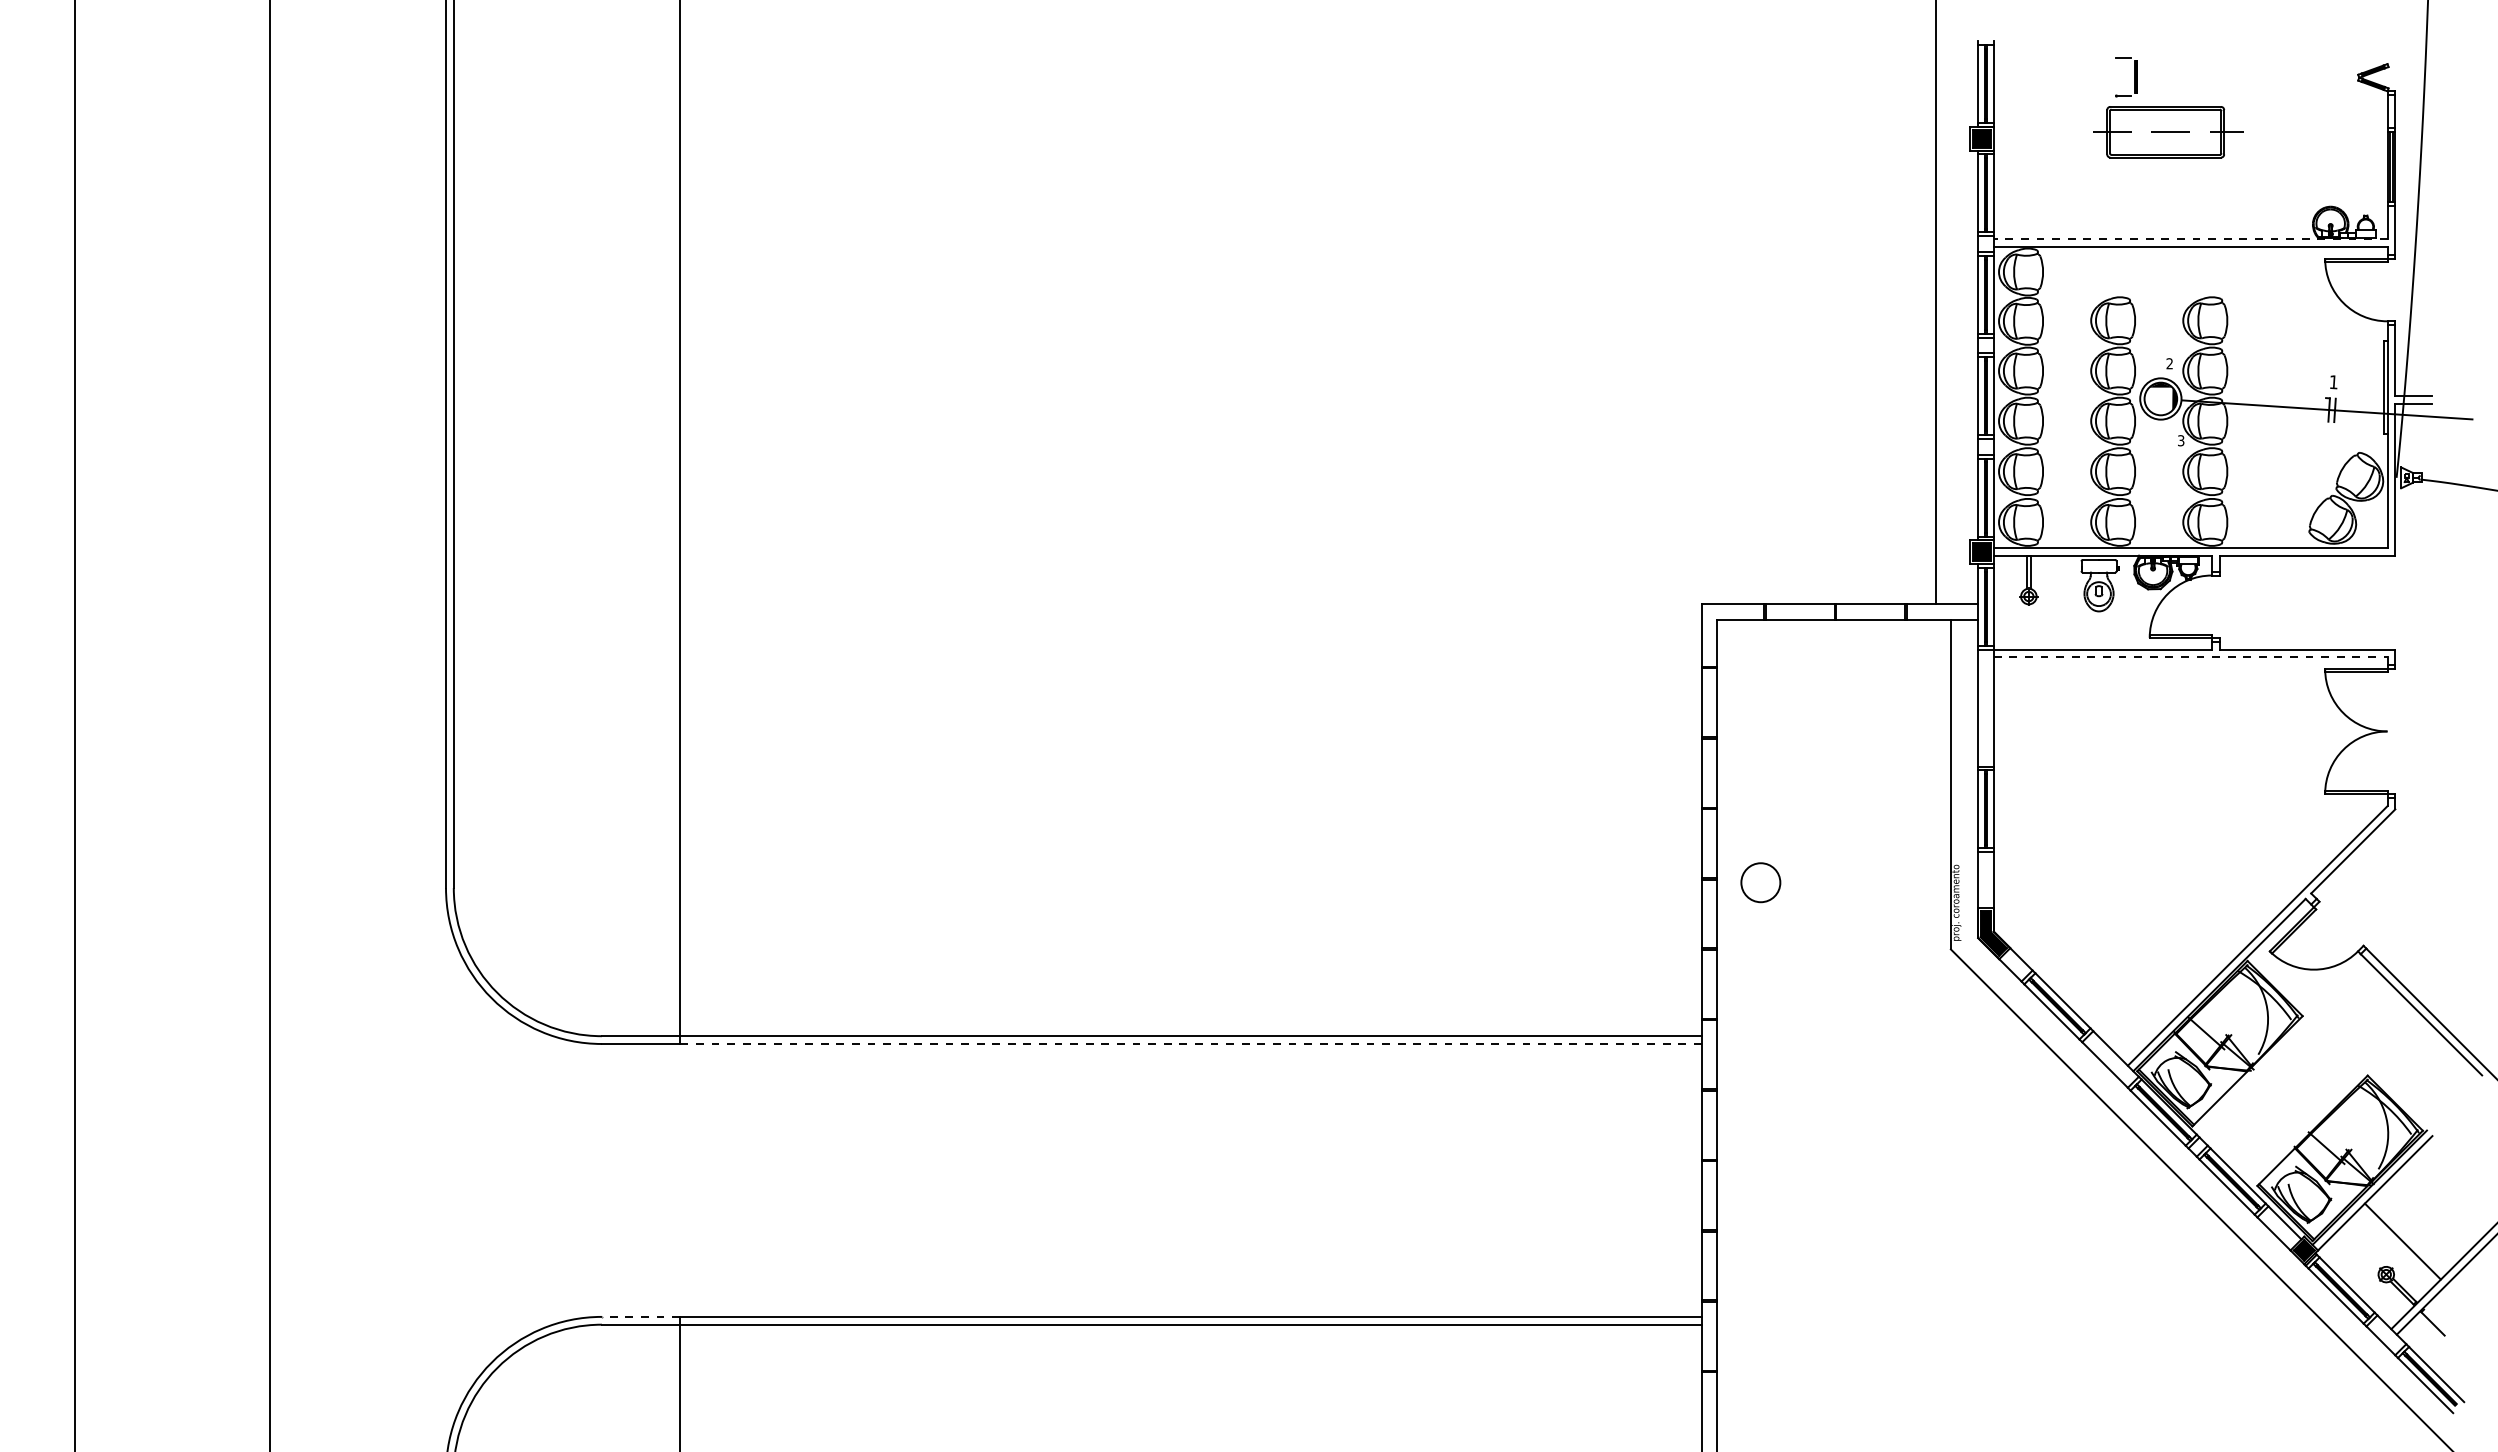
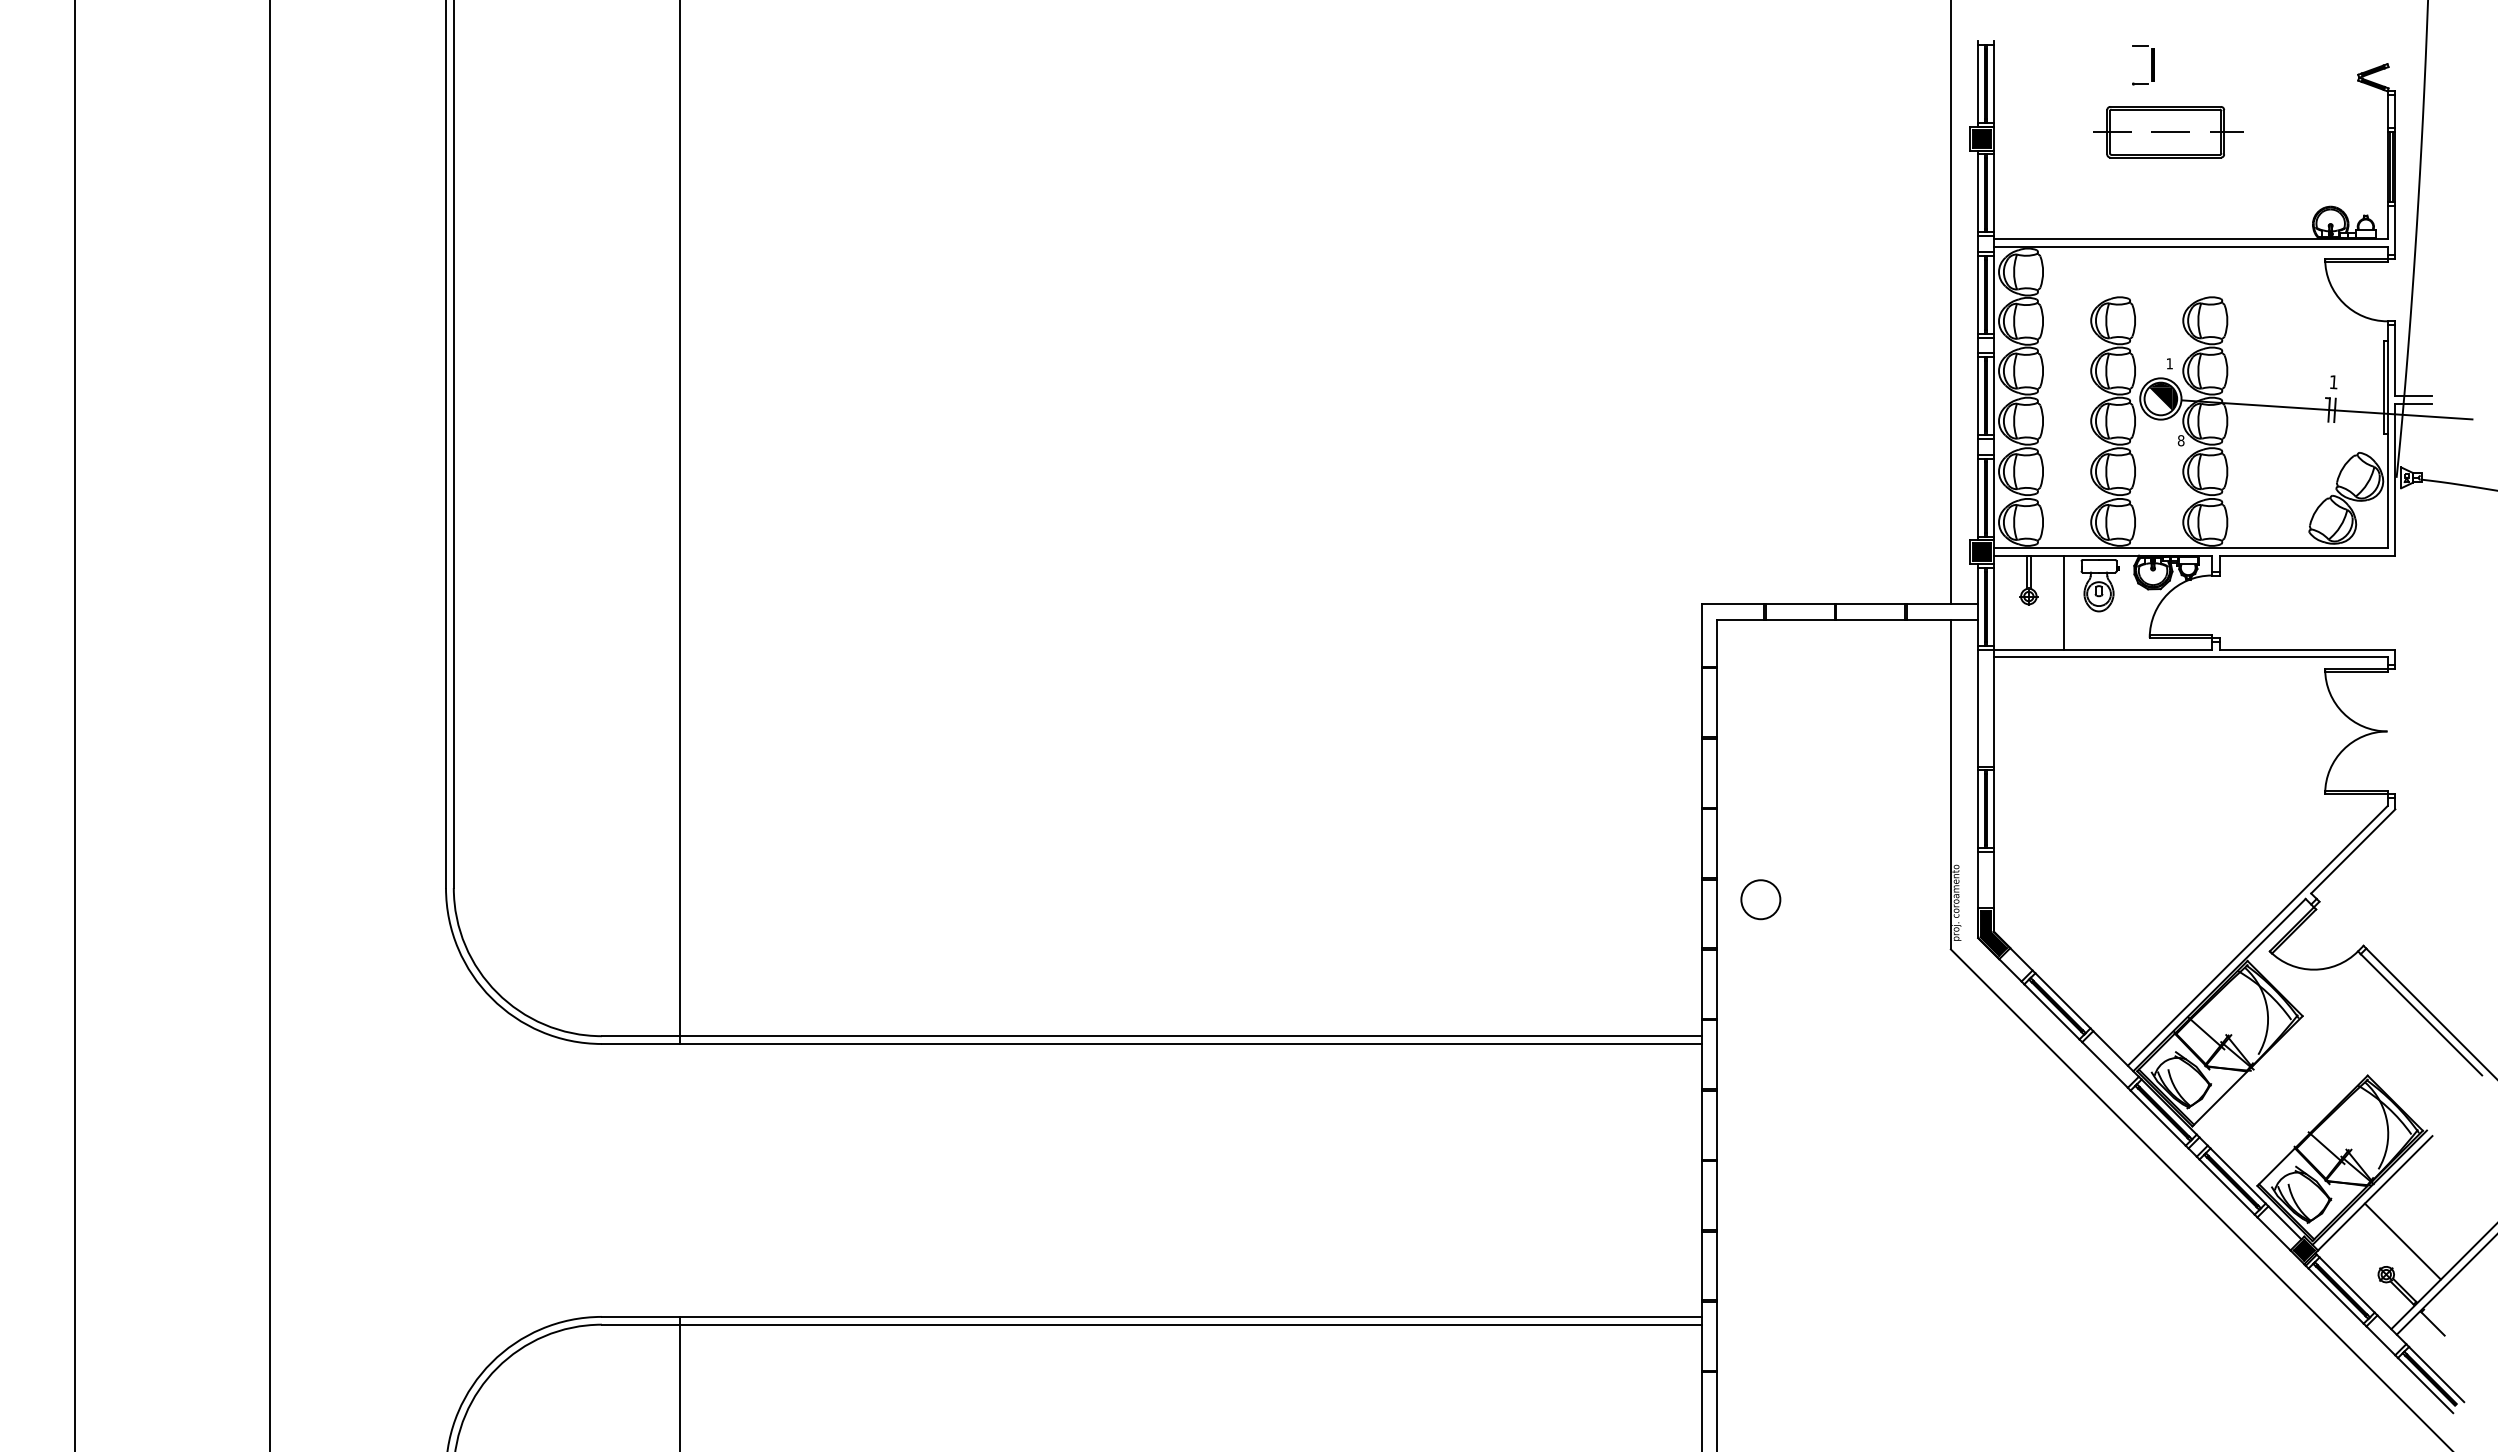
part position: (2134, 77) -> (2151, 65) (2151, 65)
line: dashed -> solid (2190, 239)
line position: (1935, 303) -> (1950, 303) (1950, 303)
text: 2 -> 1 (2169, 363)
fill: none -> present (2160, 398)
text: 3 -> 8 (2180, 440)
line: none -> present (2063, 602)
line: dashed -> solid (2190, 657)
circle position: (1760, 882) -> (1760, 899) (1760, 899)
line: dashed -> solid (1190, 1043)
line: dashed -> solid (640, 1316)
